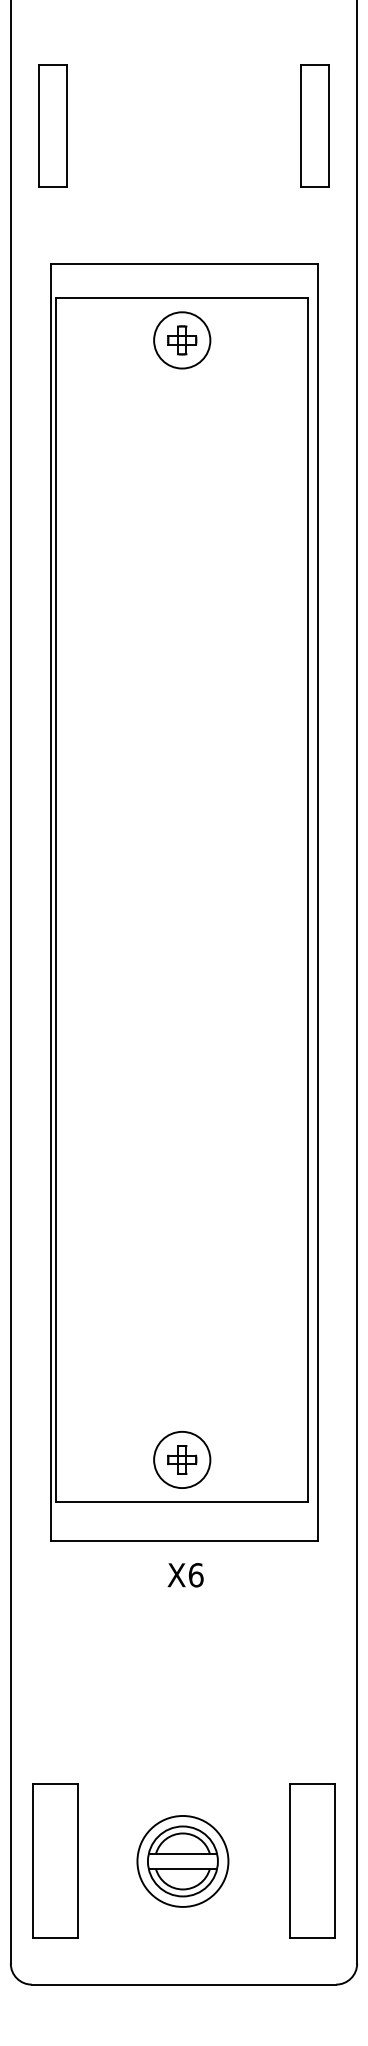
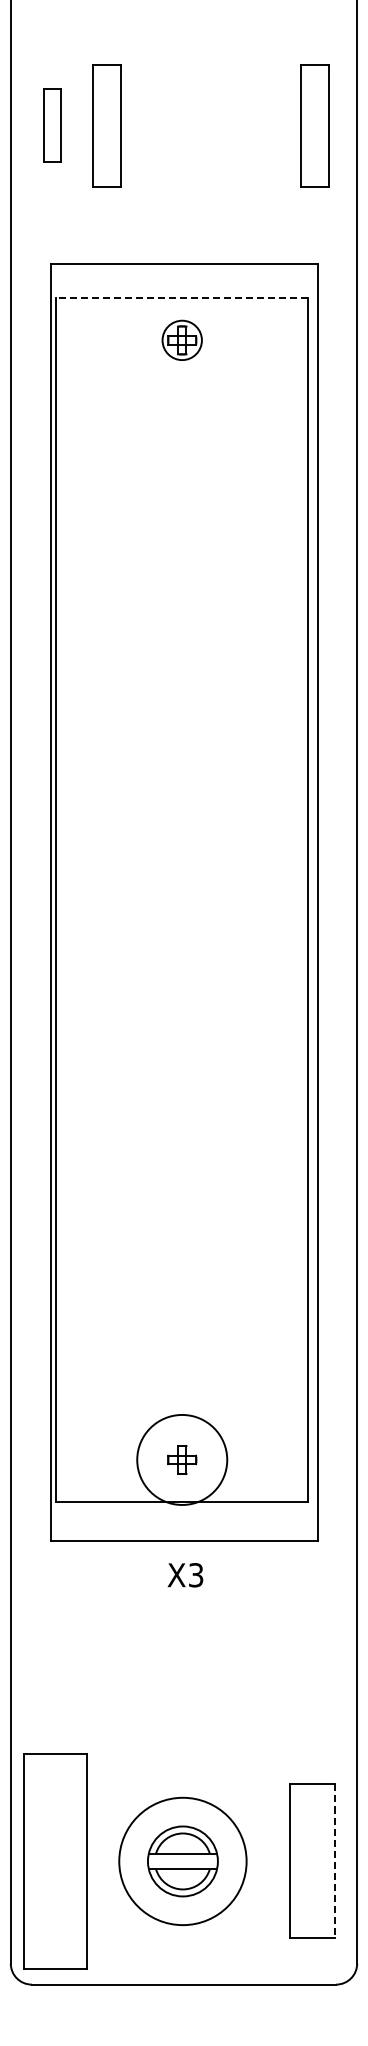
part size: 30x124 px -> 19x75 px (52, 125)
part: none -> present (106, 125)
line: solid -> dashed (182, 298)
circle diameter: 56 px -> 39 px (181, 340)
circle diameter: 56 px -> 90 px (182, 1459)
text: X6 -> X3 (195, 1575)
part size: 47x156 px -> 65x217 px (55, 1861)
circle diameter: 91 px -> 127 px (182, 1861)
line: solid -> dashed (334, 1861)
